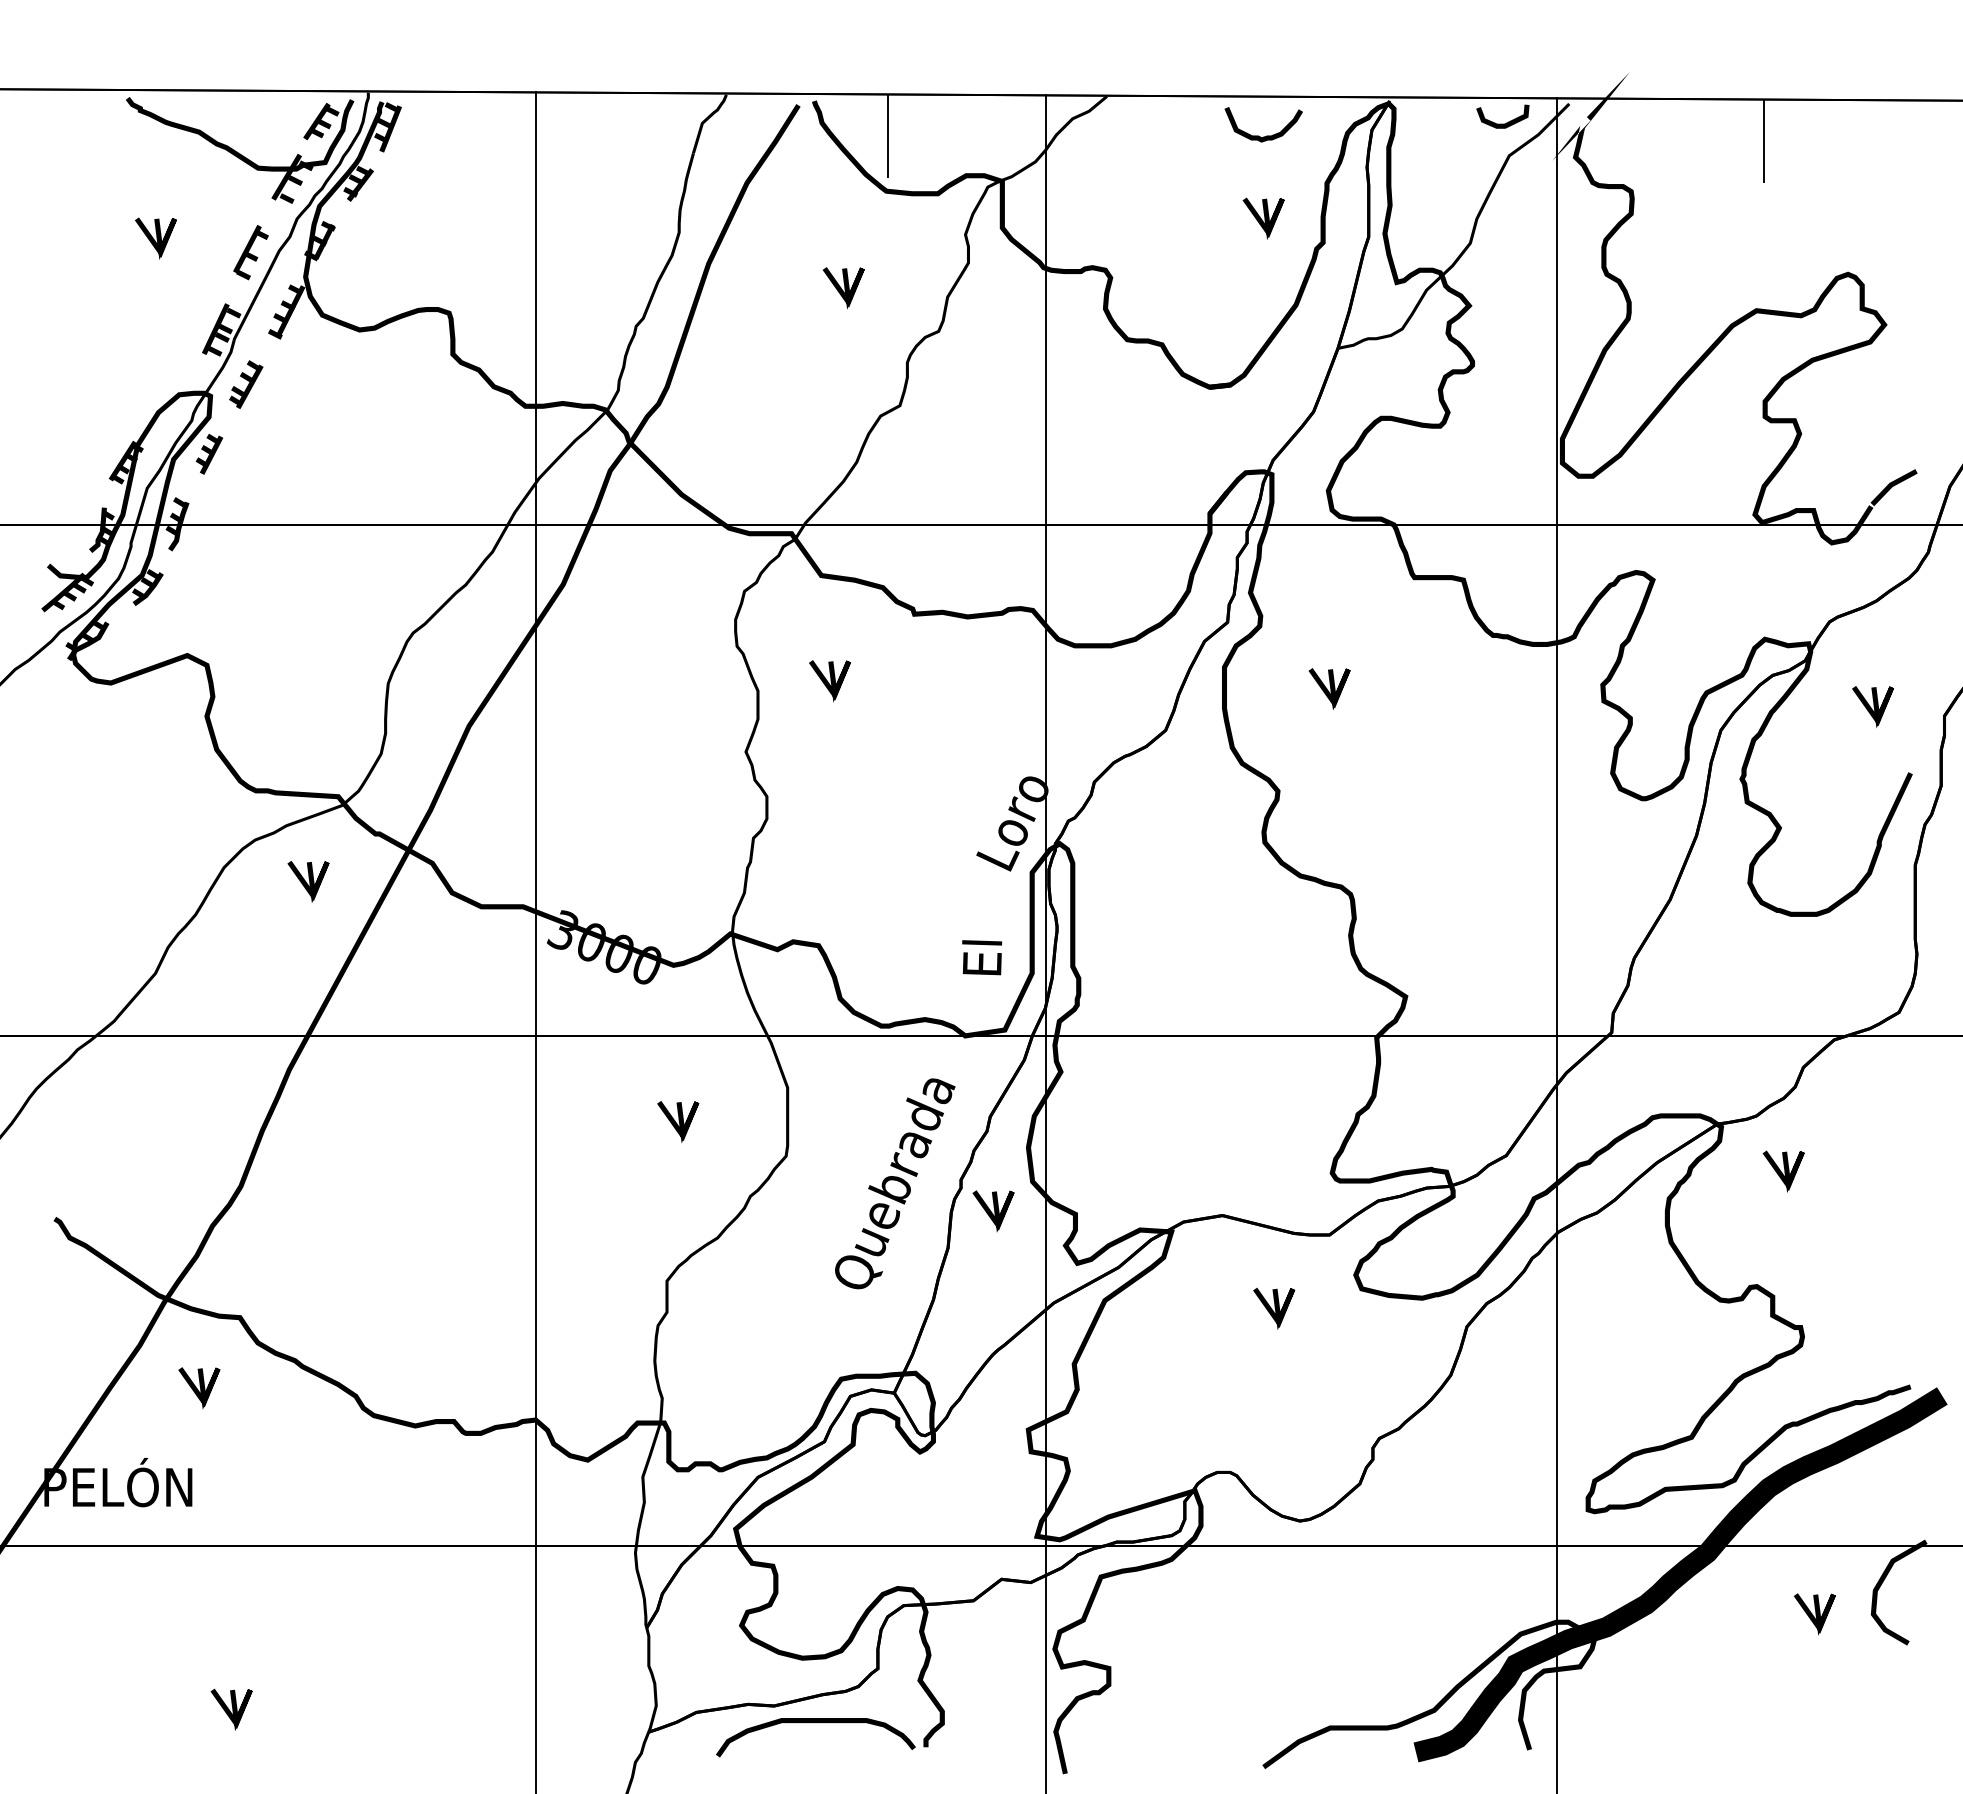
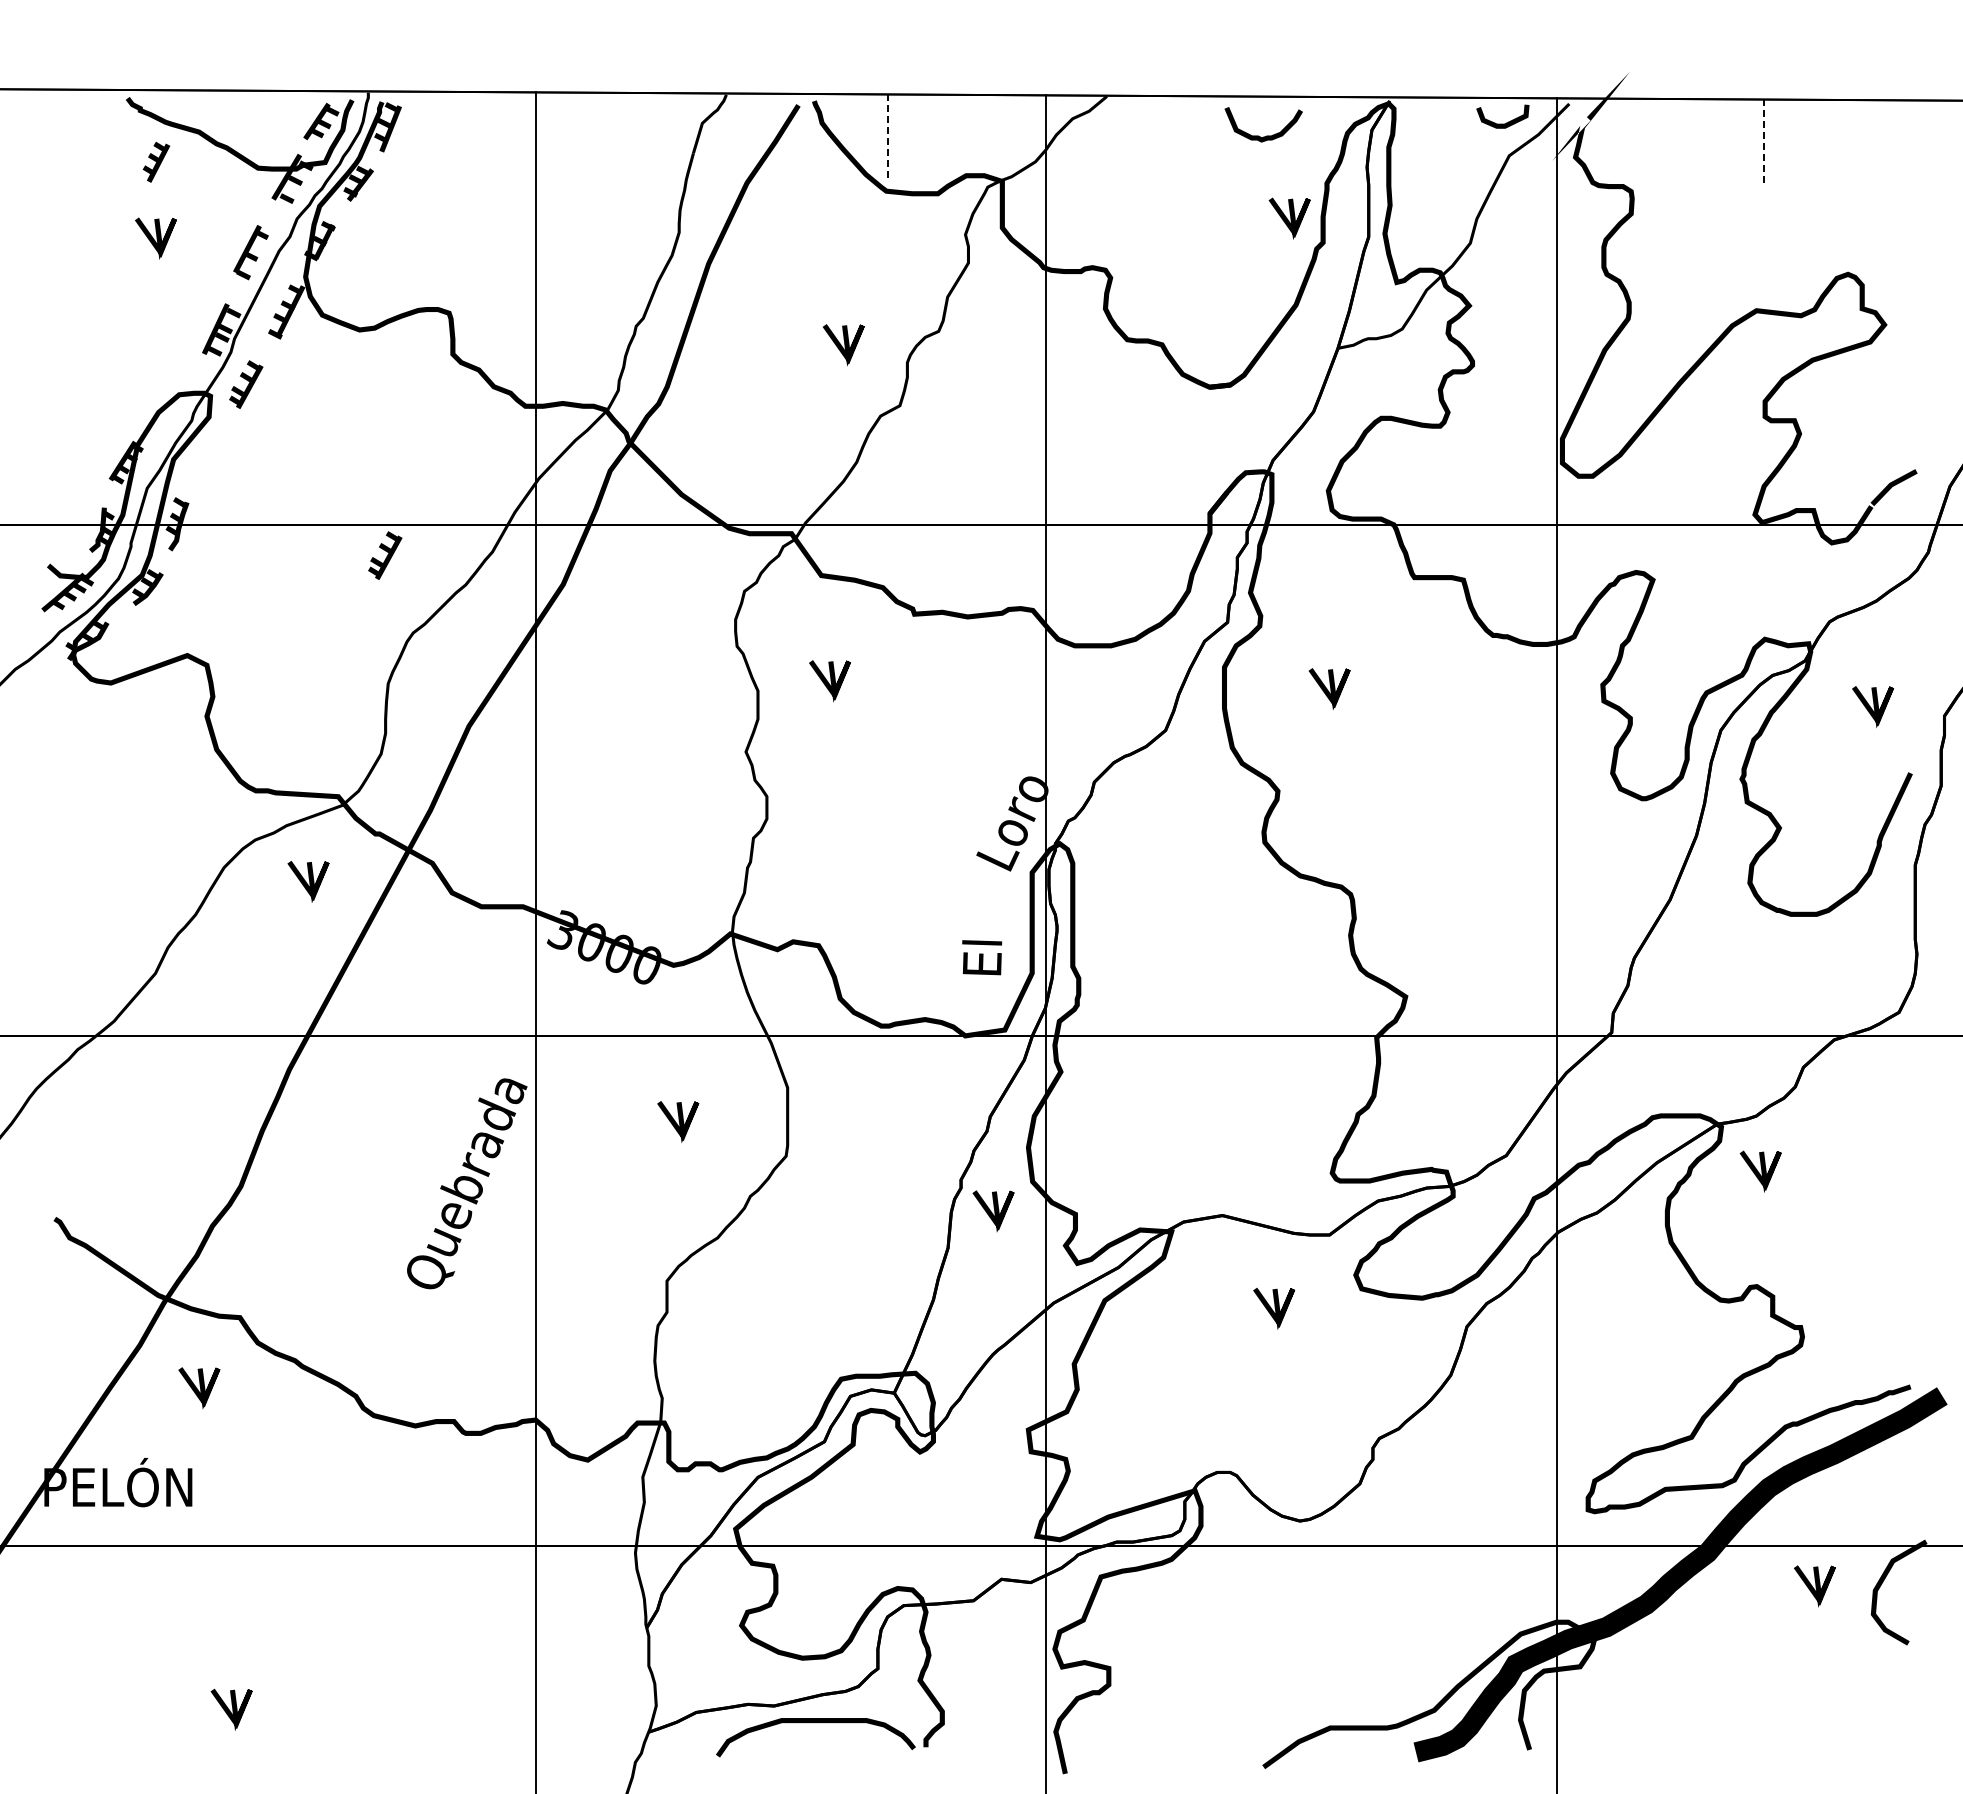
line: solid -> dashed (888, 136)
line: solid -> dashed (1763, 141)
line position: (1264, 218) -> (1290, 218) (1290, 218)
line position: (844, 288) -> (844, 345) (844, 345)
part position: (209, 454) -> (156, 162) (156, 162)
part: none -> present (385, 555)
line position: (1784, 1171) -> (1761, 1171) (1761, 1171)
text position: (895, 1183) -> (467, 1183) (467, 1183)
line position: (1815, 1614) -> (1815, 1586) (1815, 1586)
